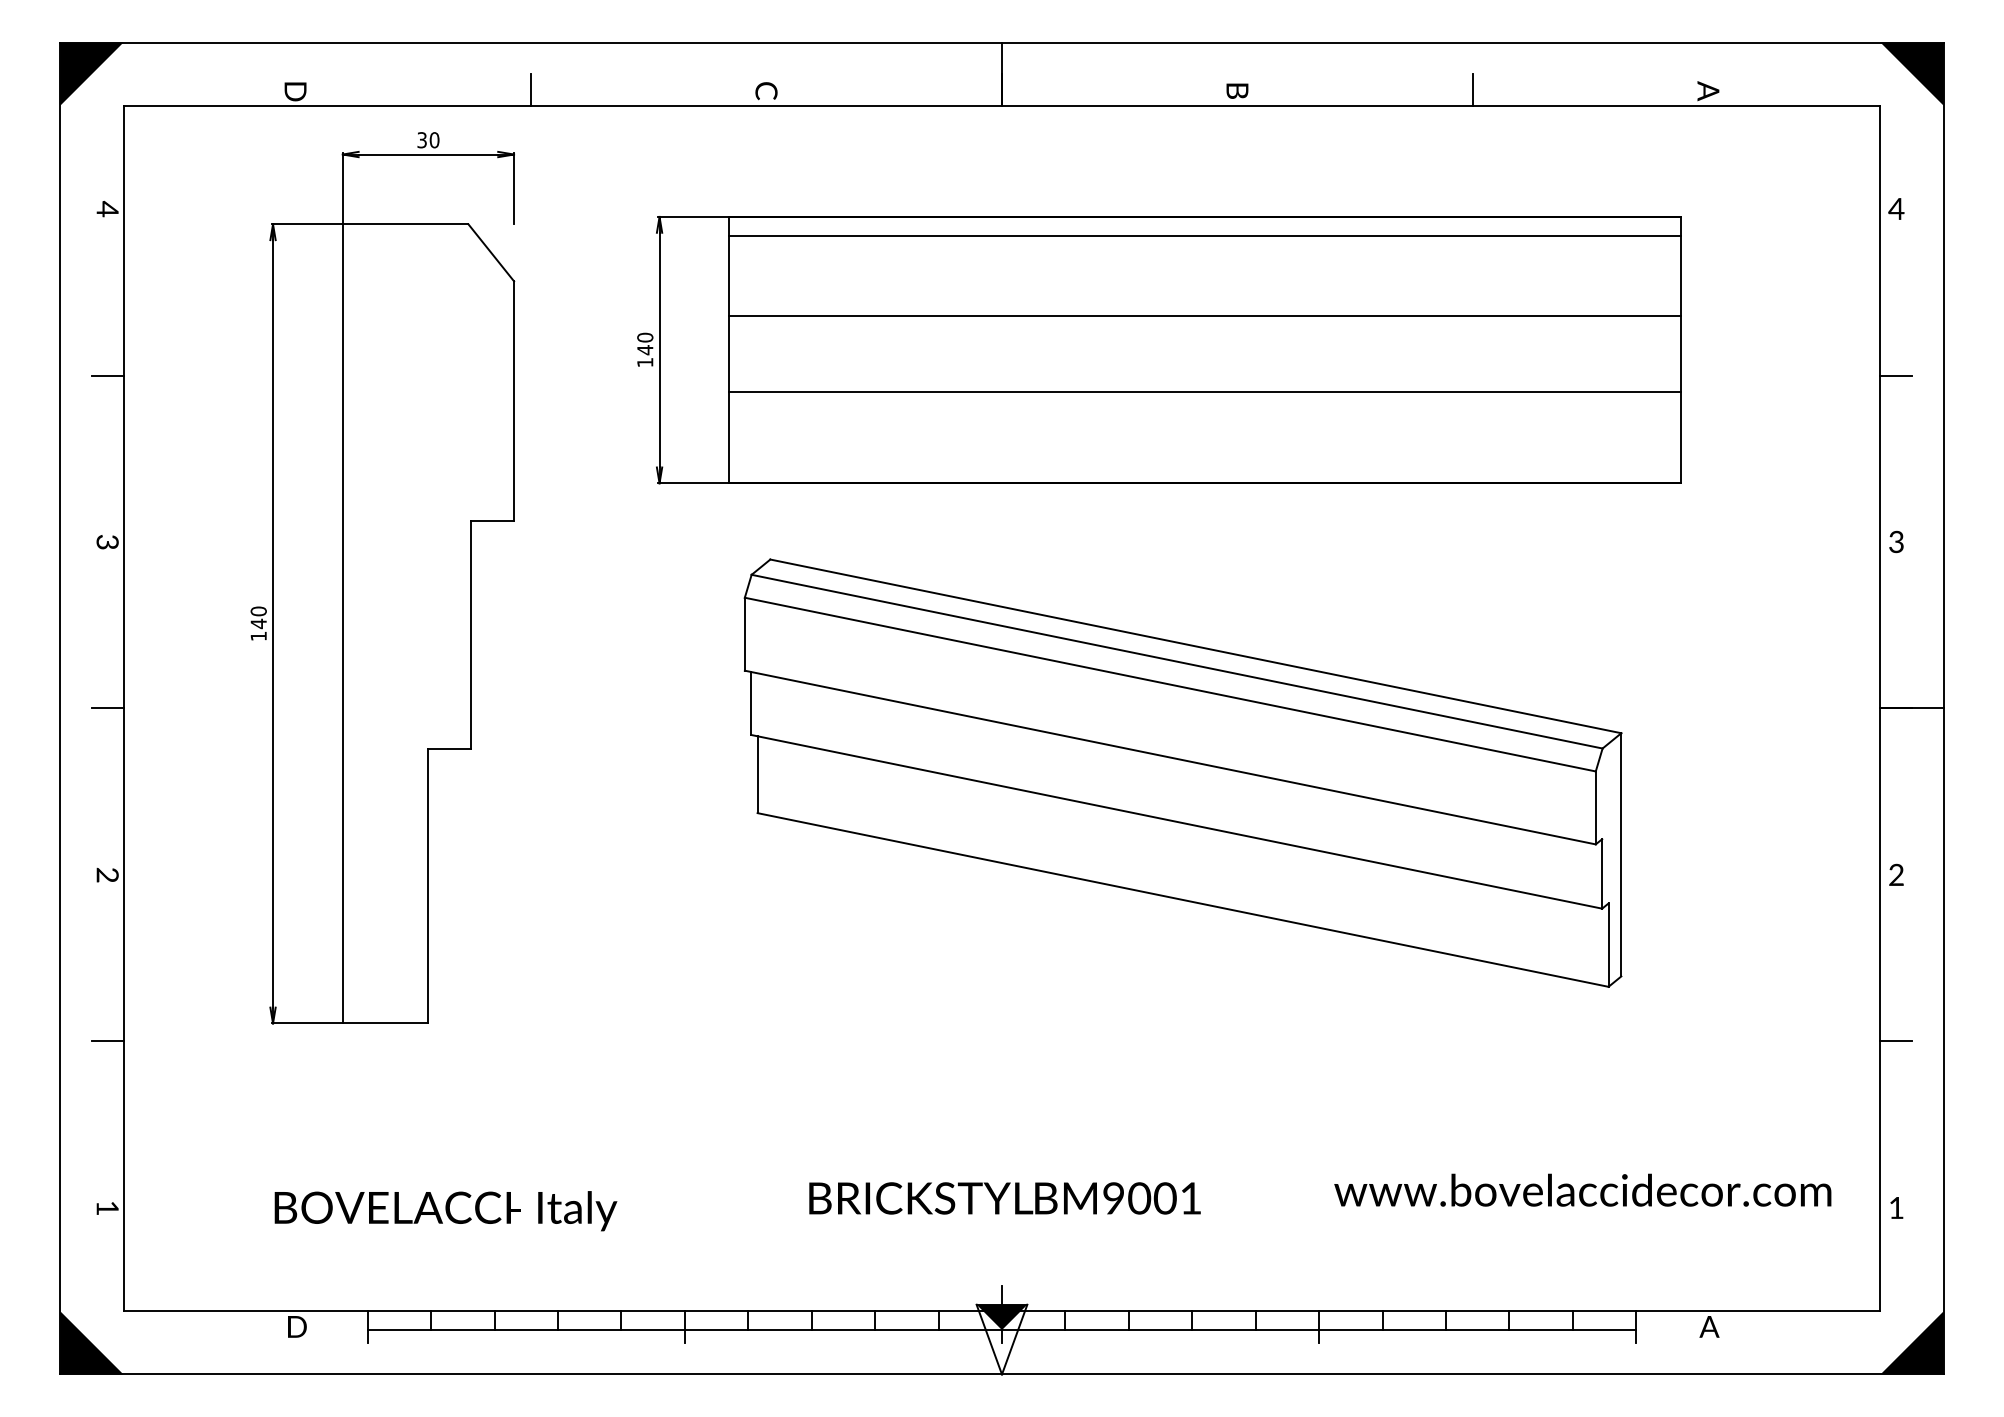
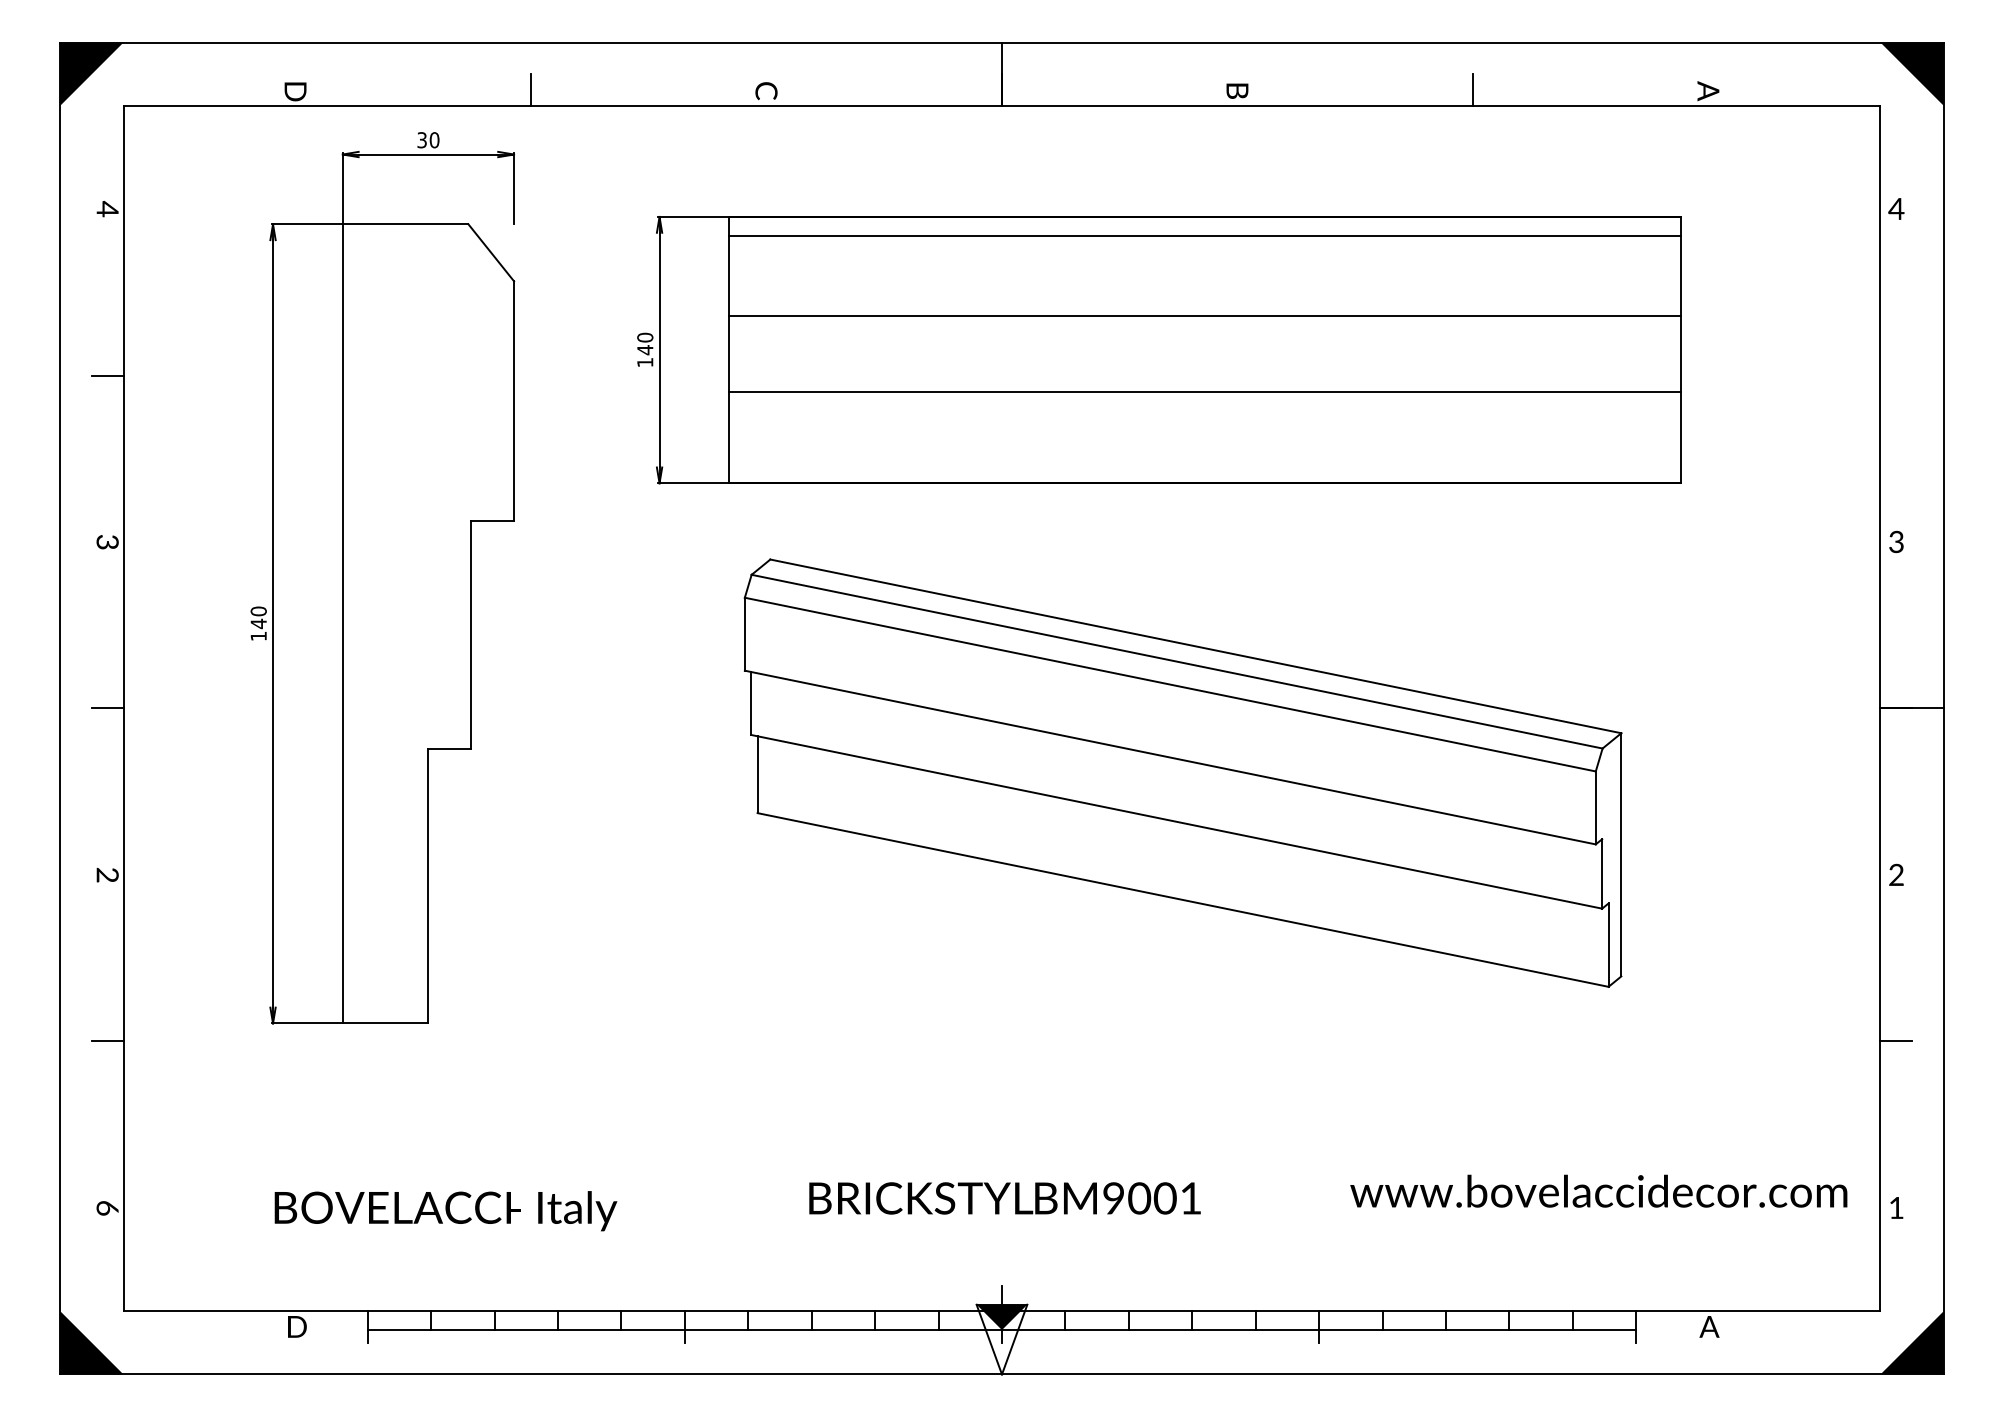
line: present -> none (1896, 375)
text position: (1582, 1189) -> (1598, 1190) (1598, 1190)
text: 1 -> 6 (107, 1208)
